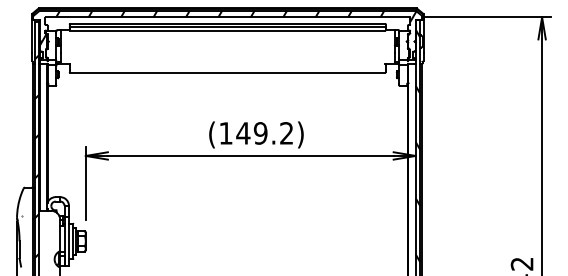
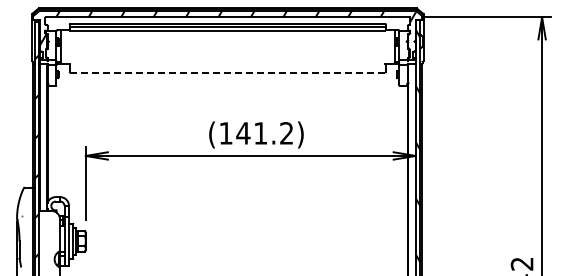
line: solid -> dashed (228, 72)
text: (149.2) -> (141.2) (260, 133)
